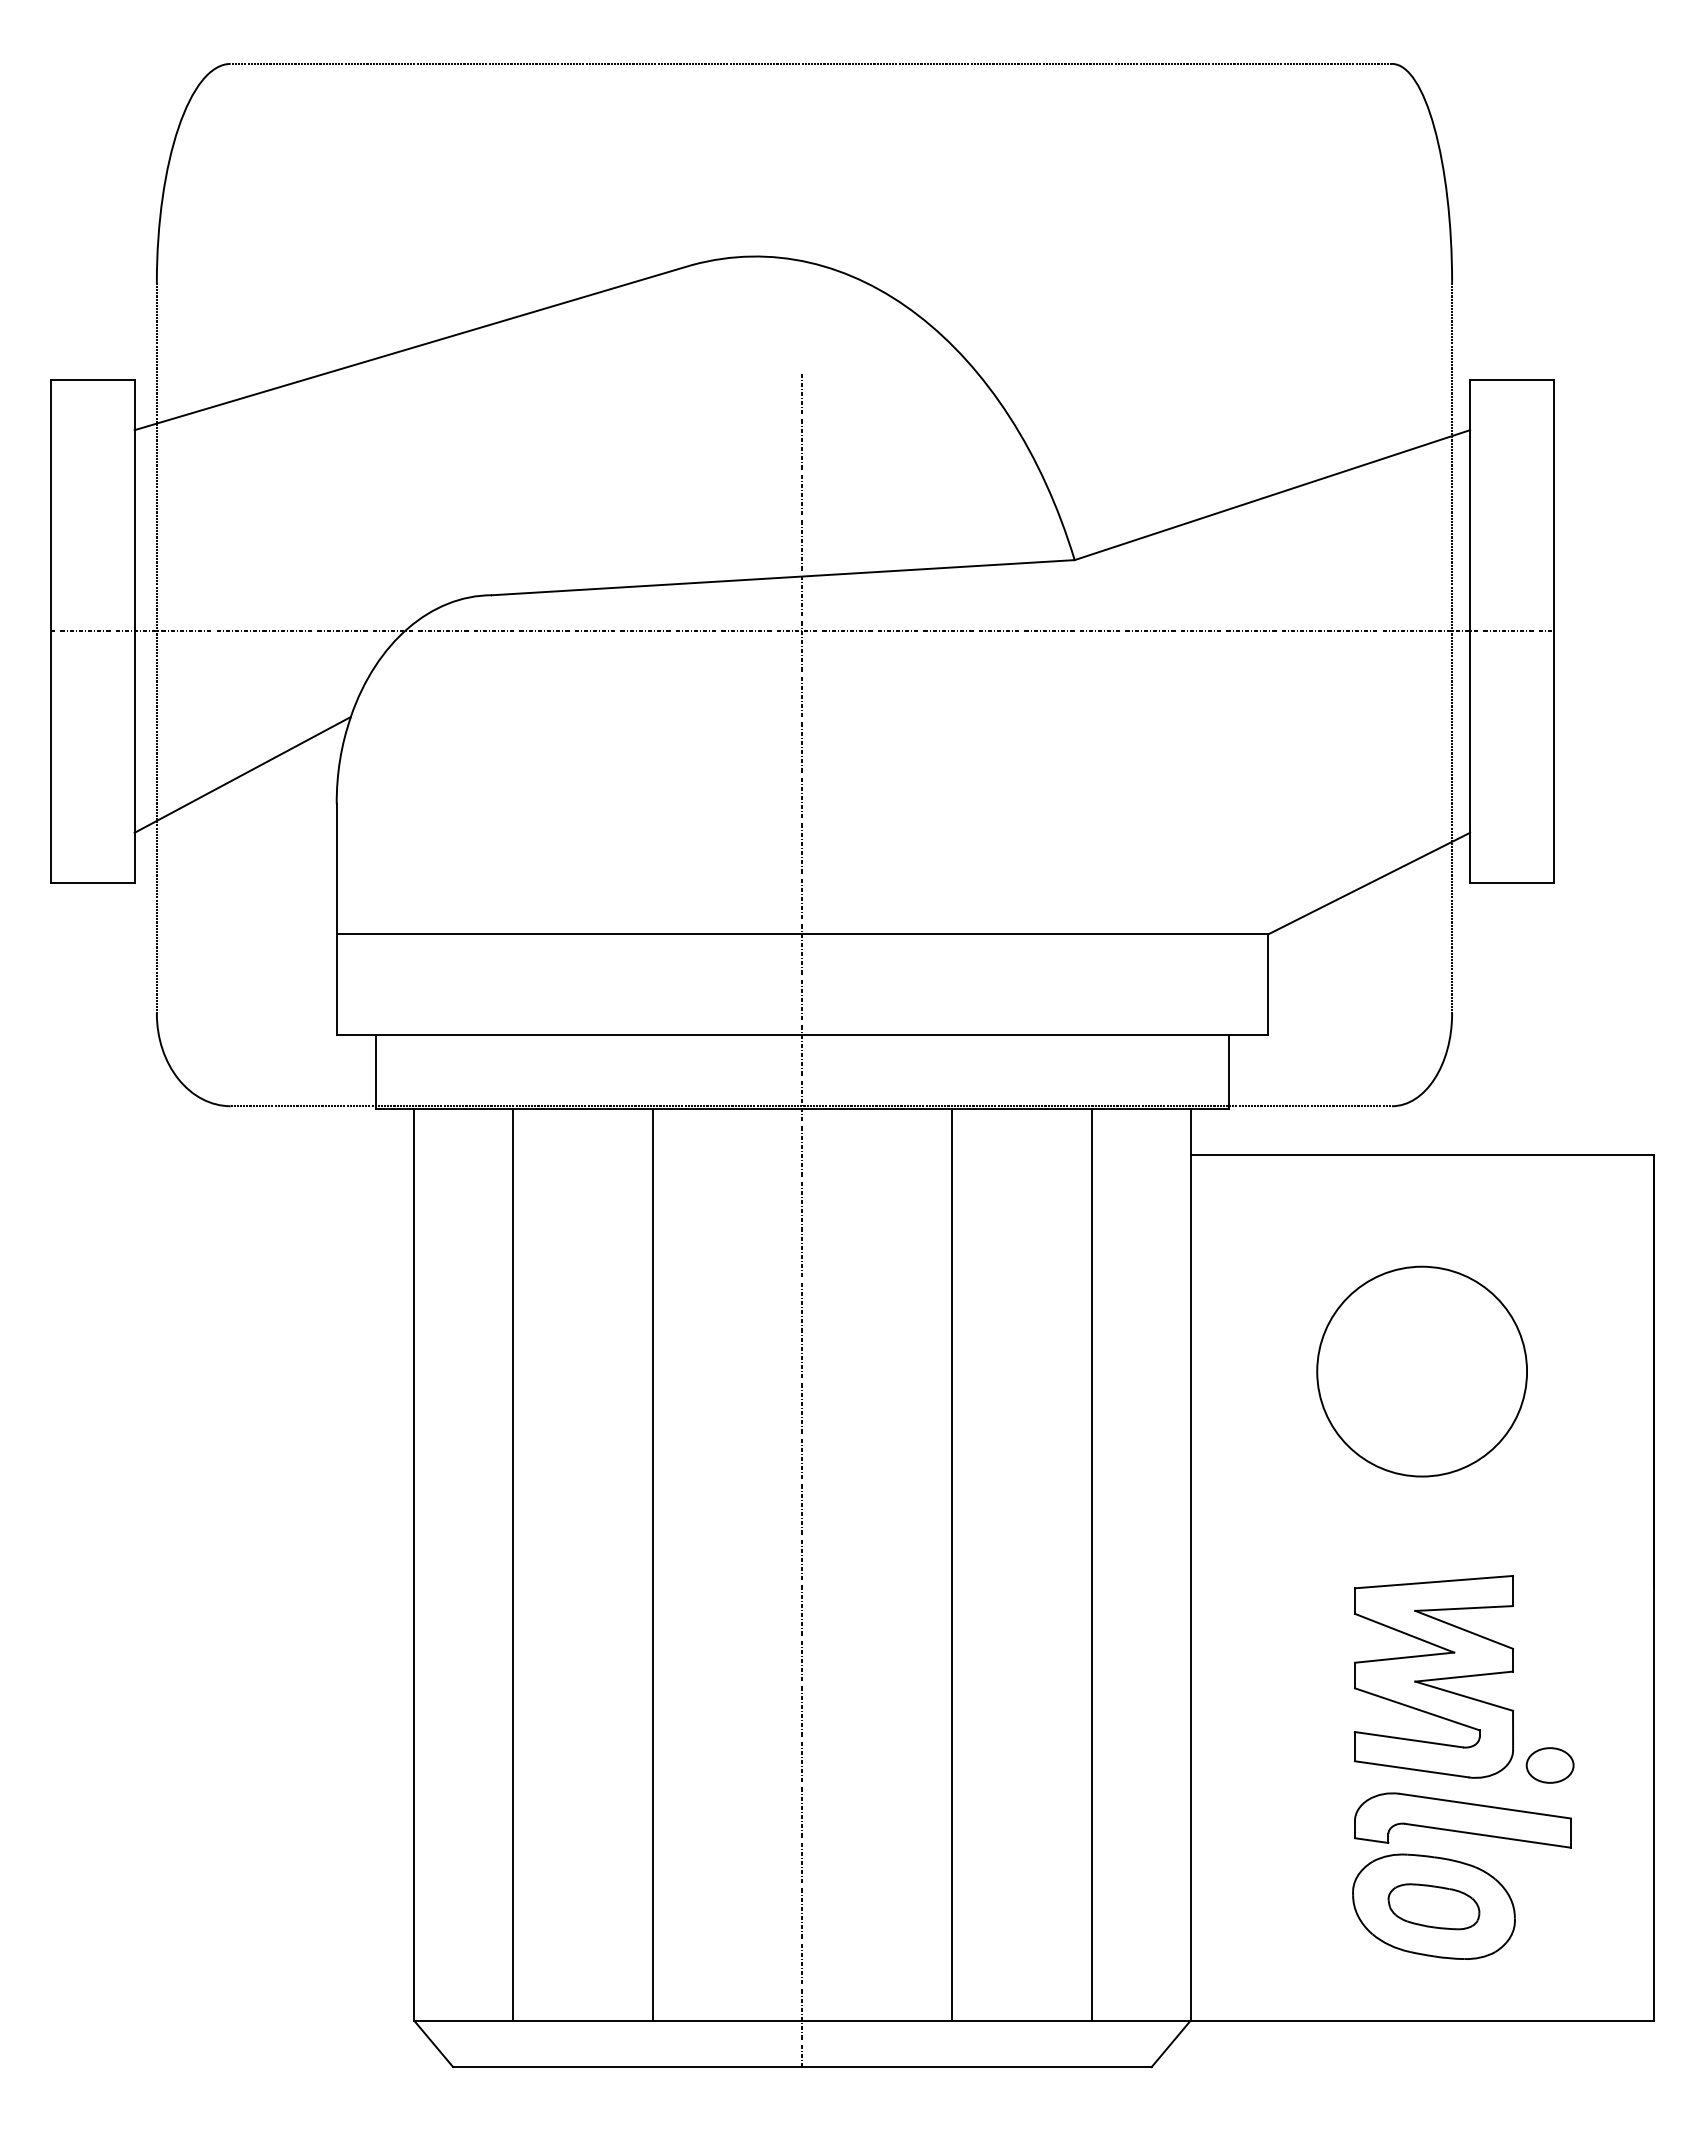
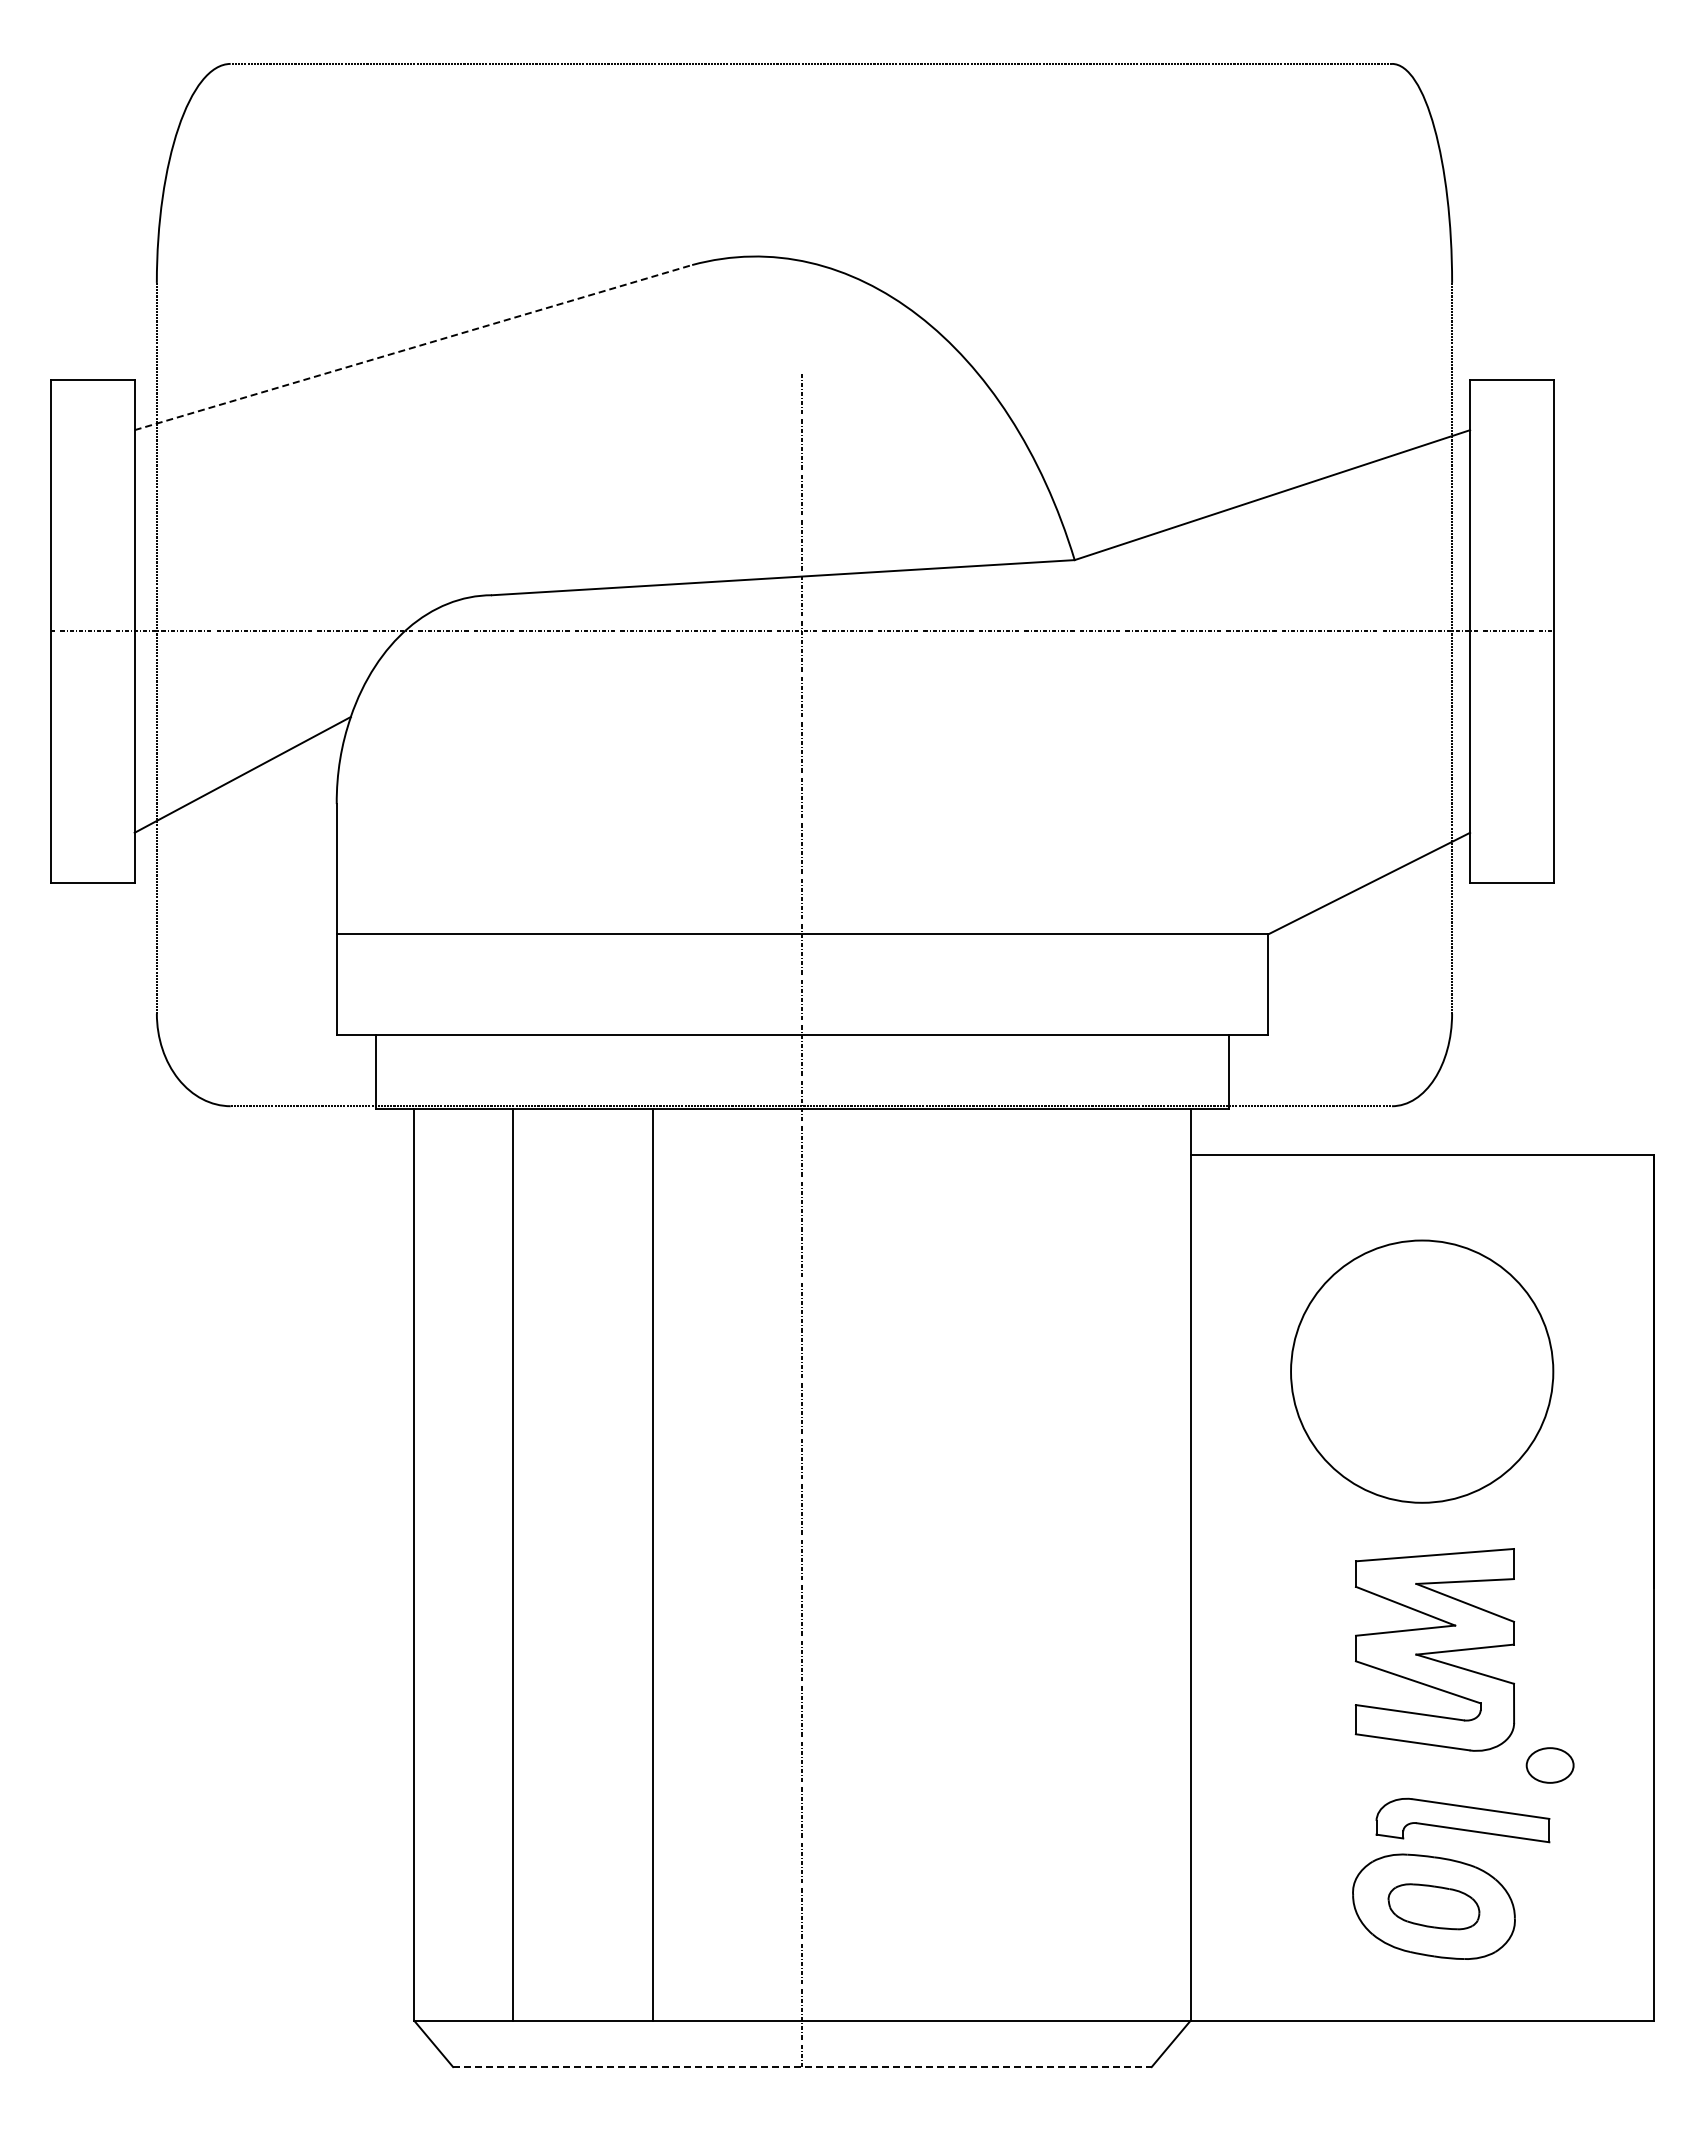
line: solid -> dashed (413, 347)
circle size: 212x213 px -> 265x265 px (1422, 1371)
line: present -> none (951, 1564)
line: present -> none (1091, 1564)
part position: (1433, 1676) -> (1434, 1649) (1434, 1649)
part size: 218x57 px -> 176x47 px (1462, 1820)
line: solid -> dashed (802, 2067)
